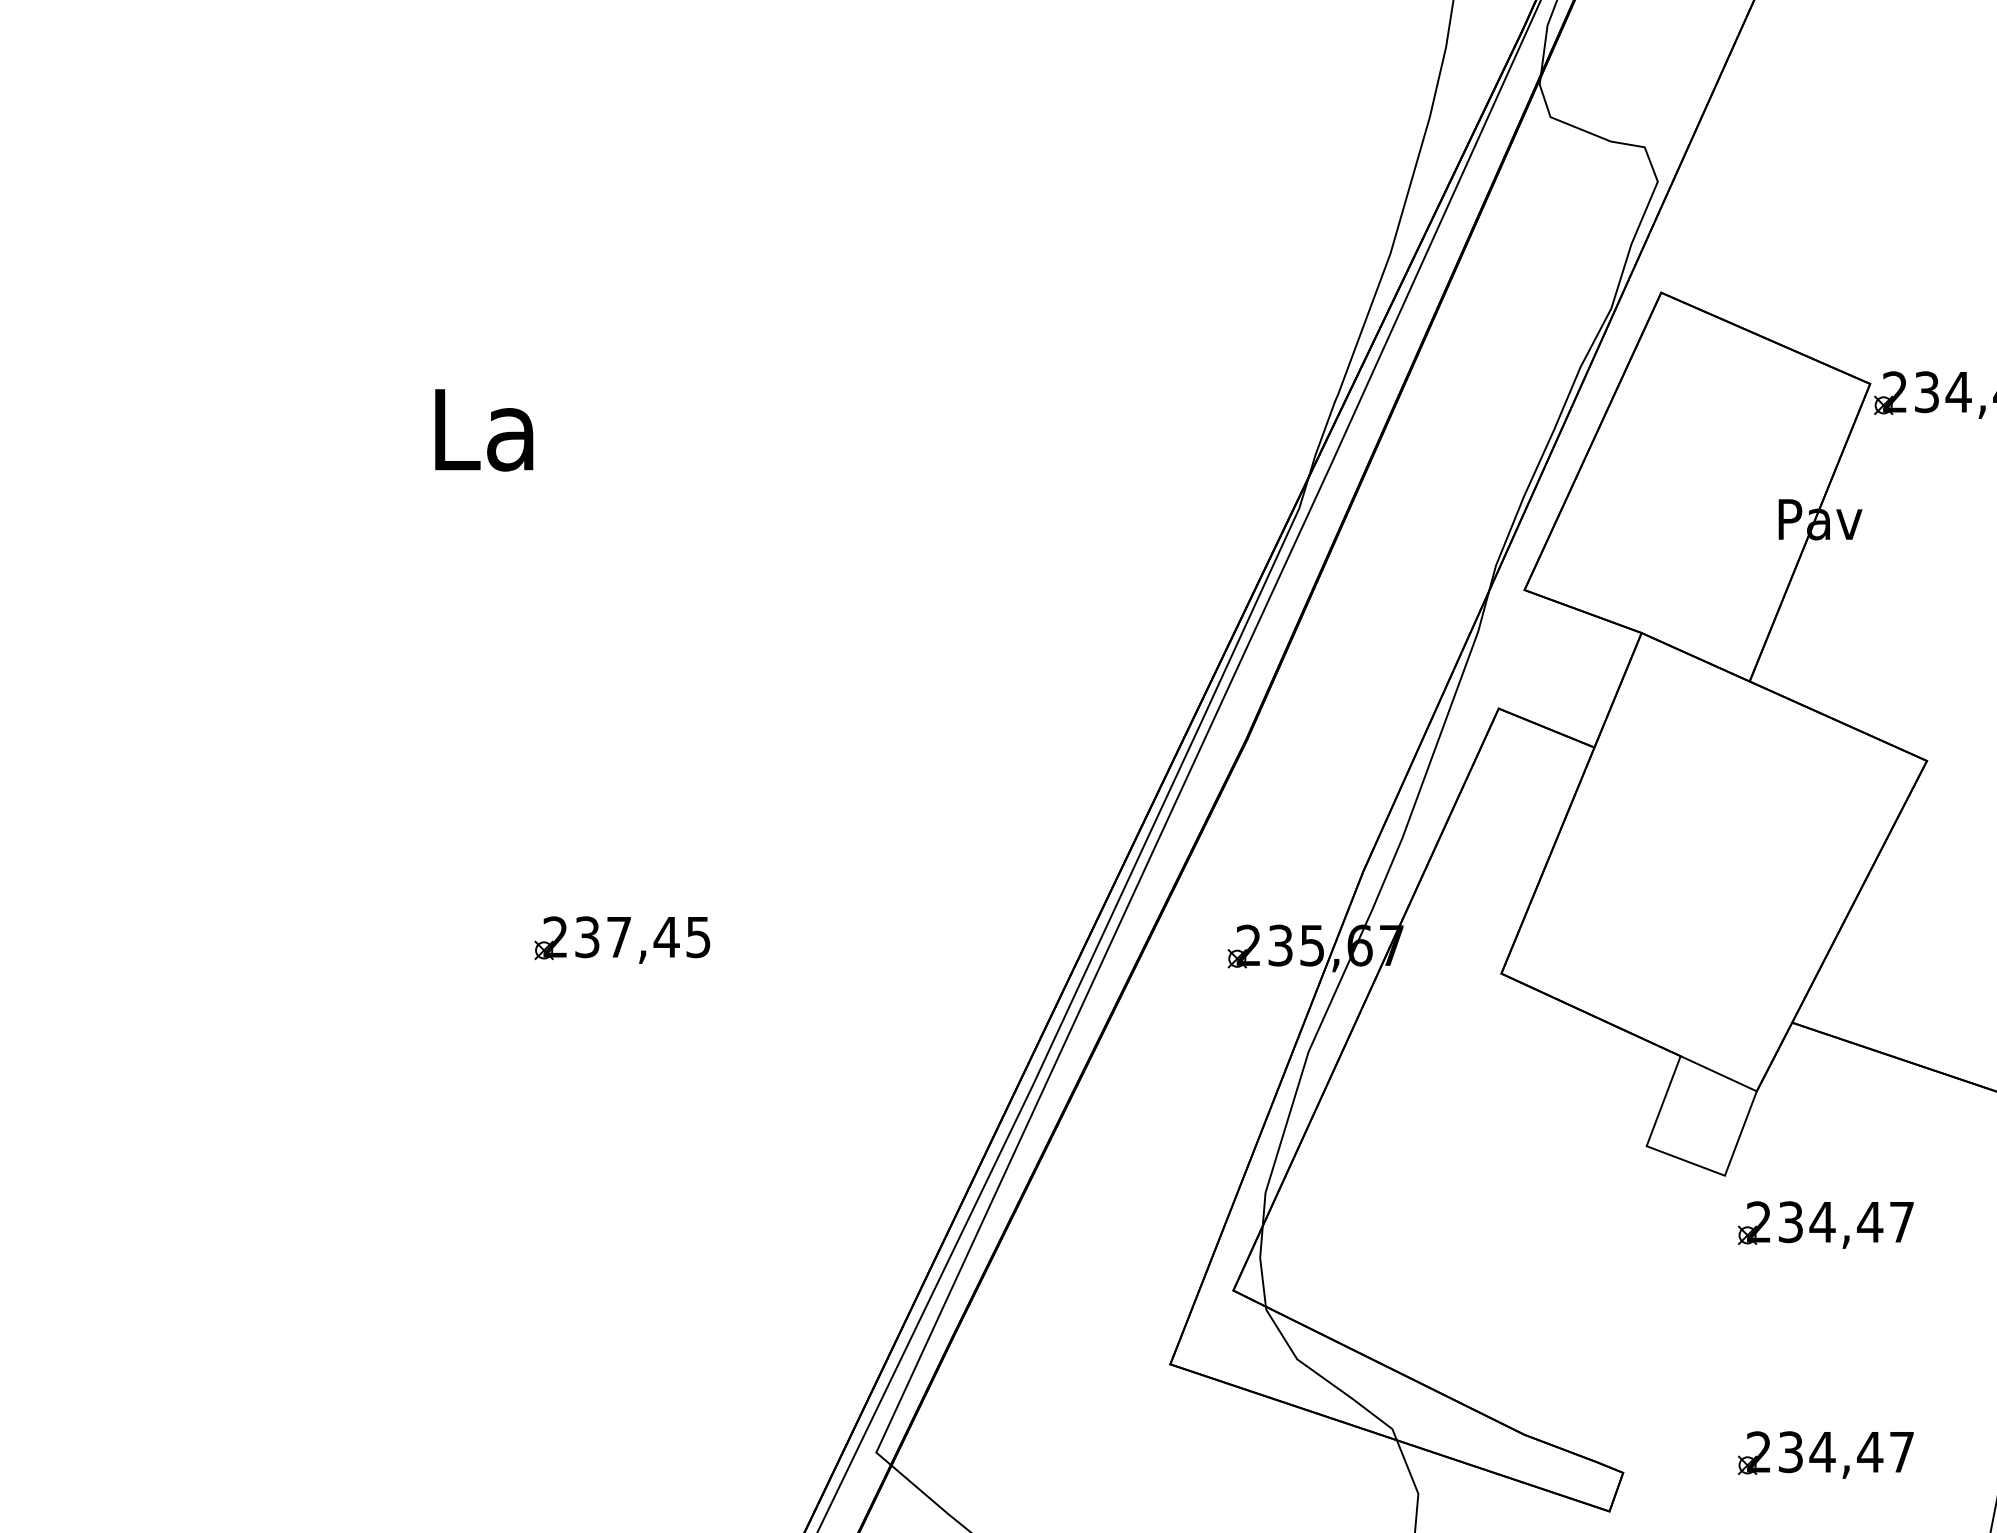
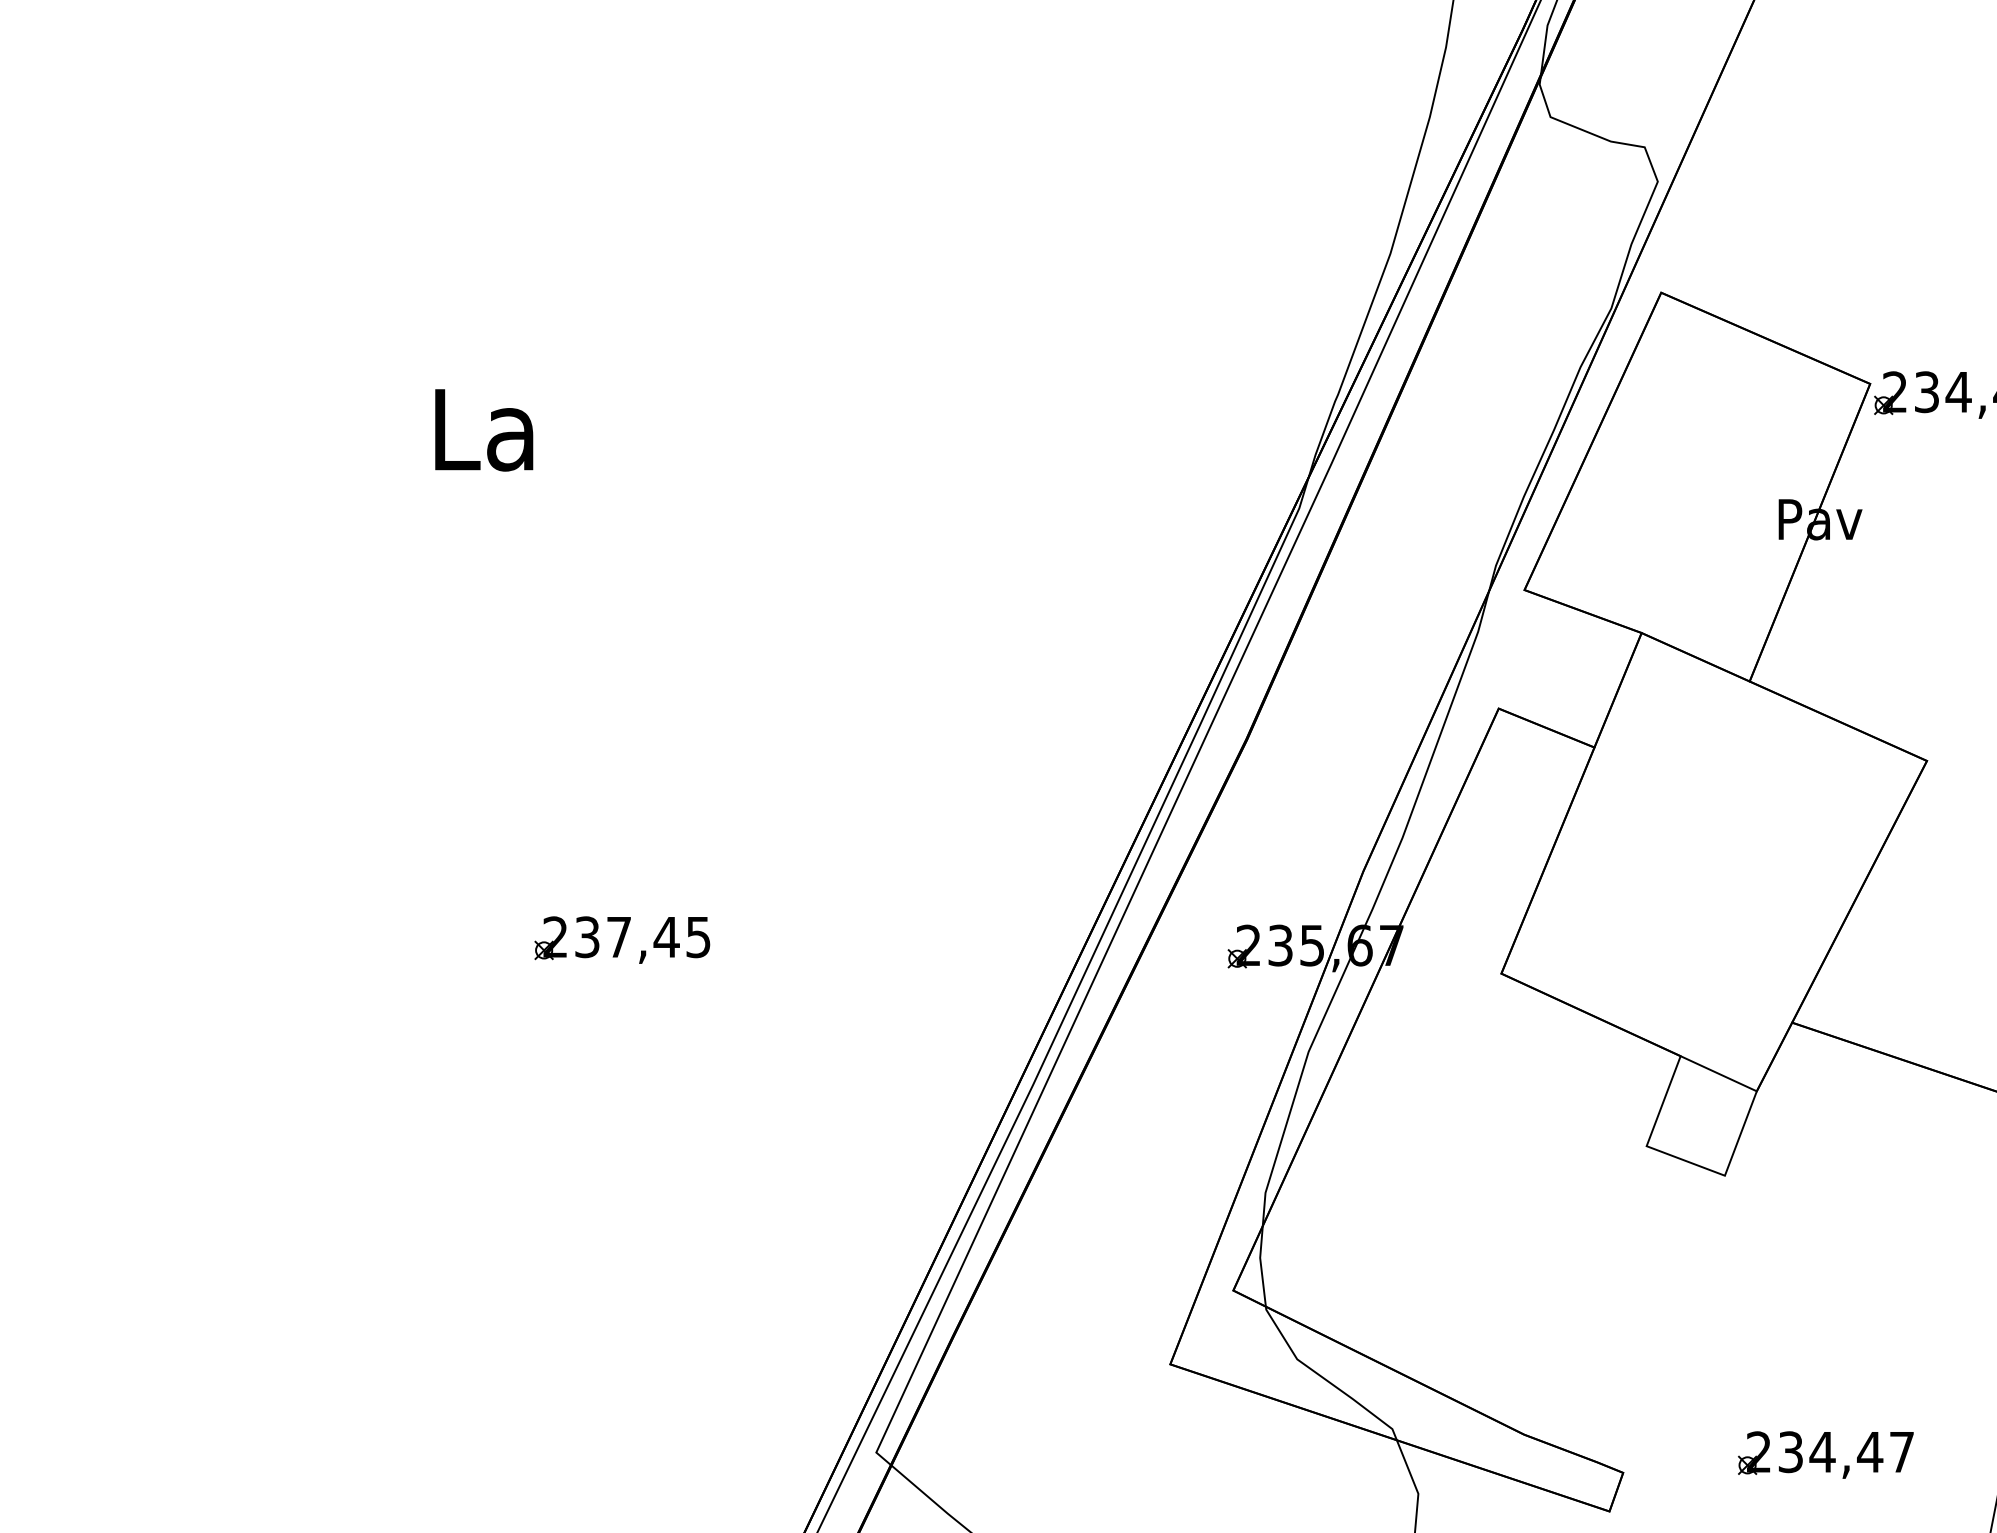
part: present -> none (1825, 1224)
